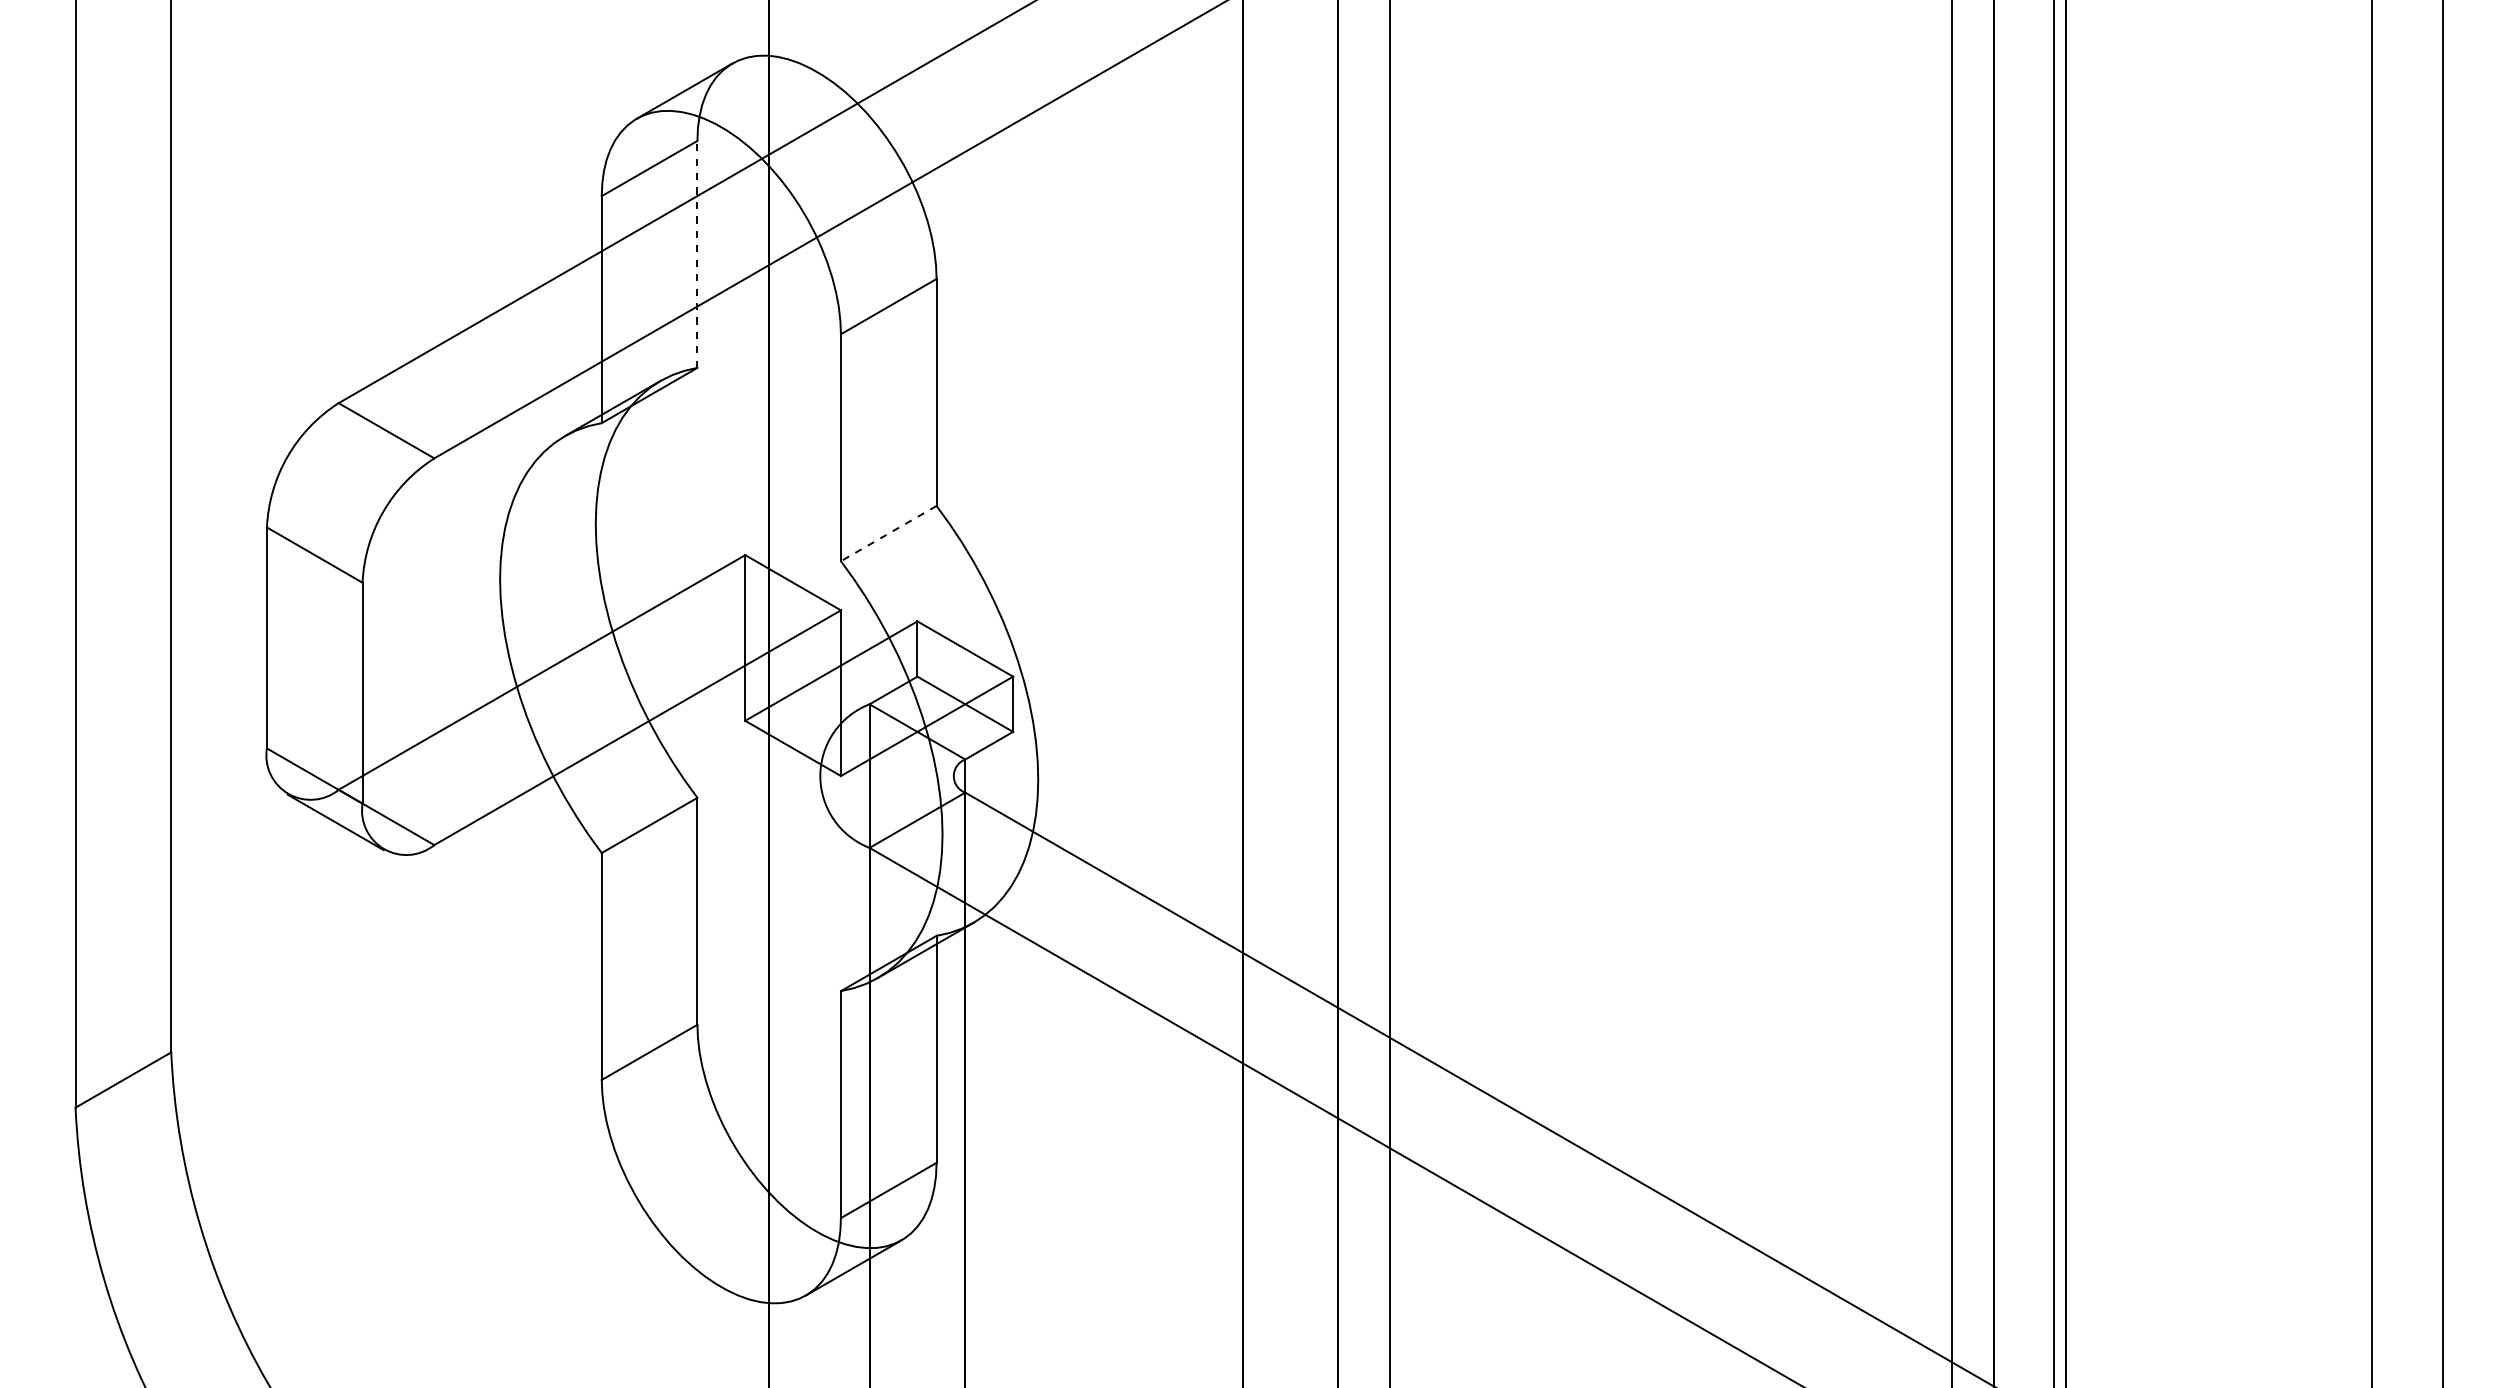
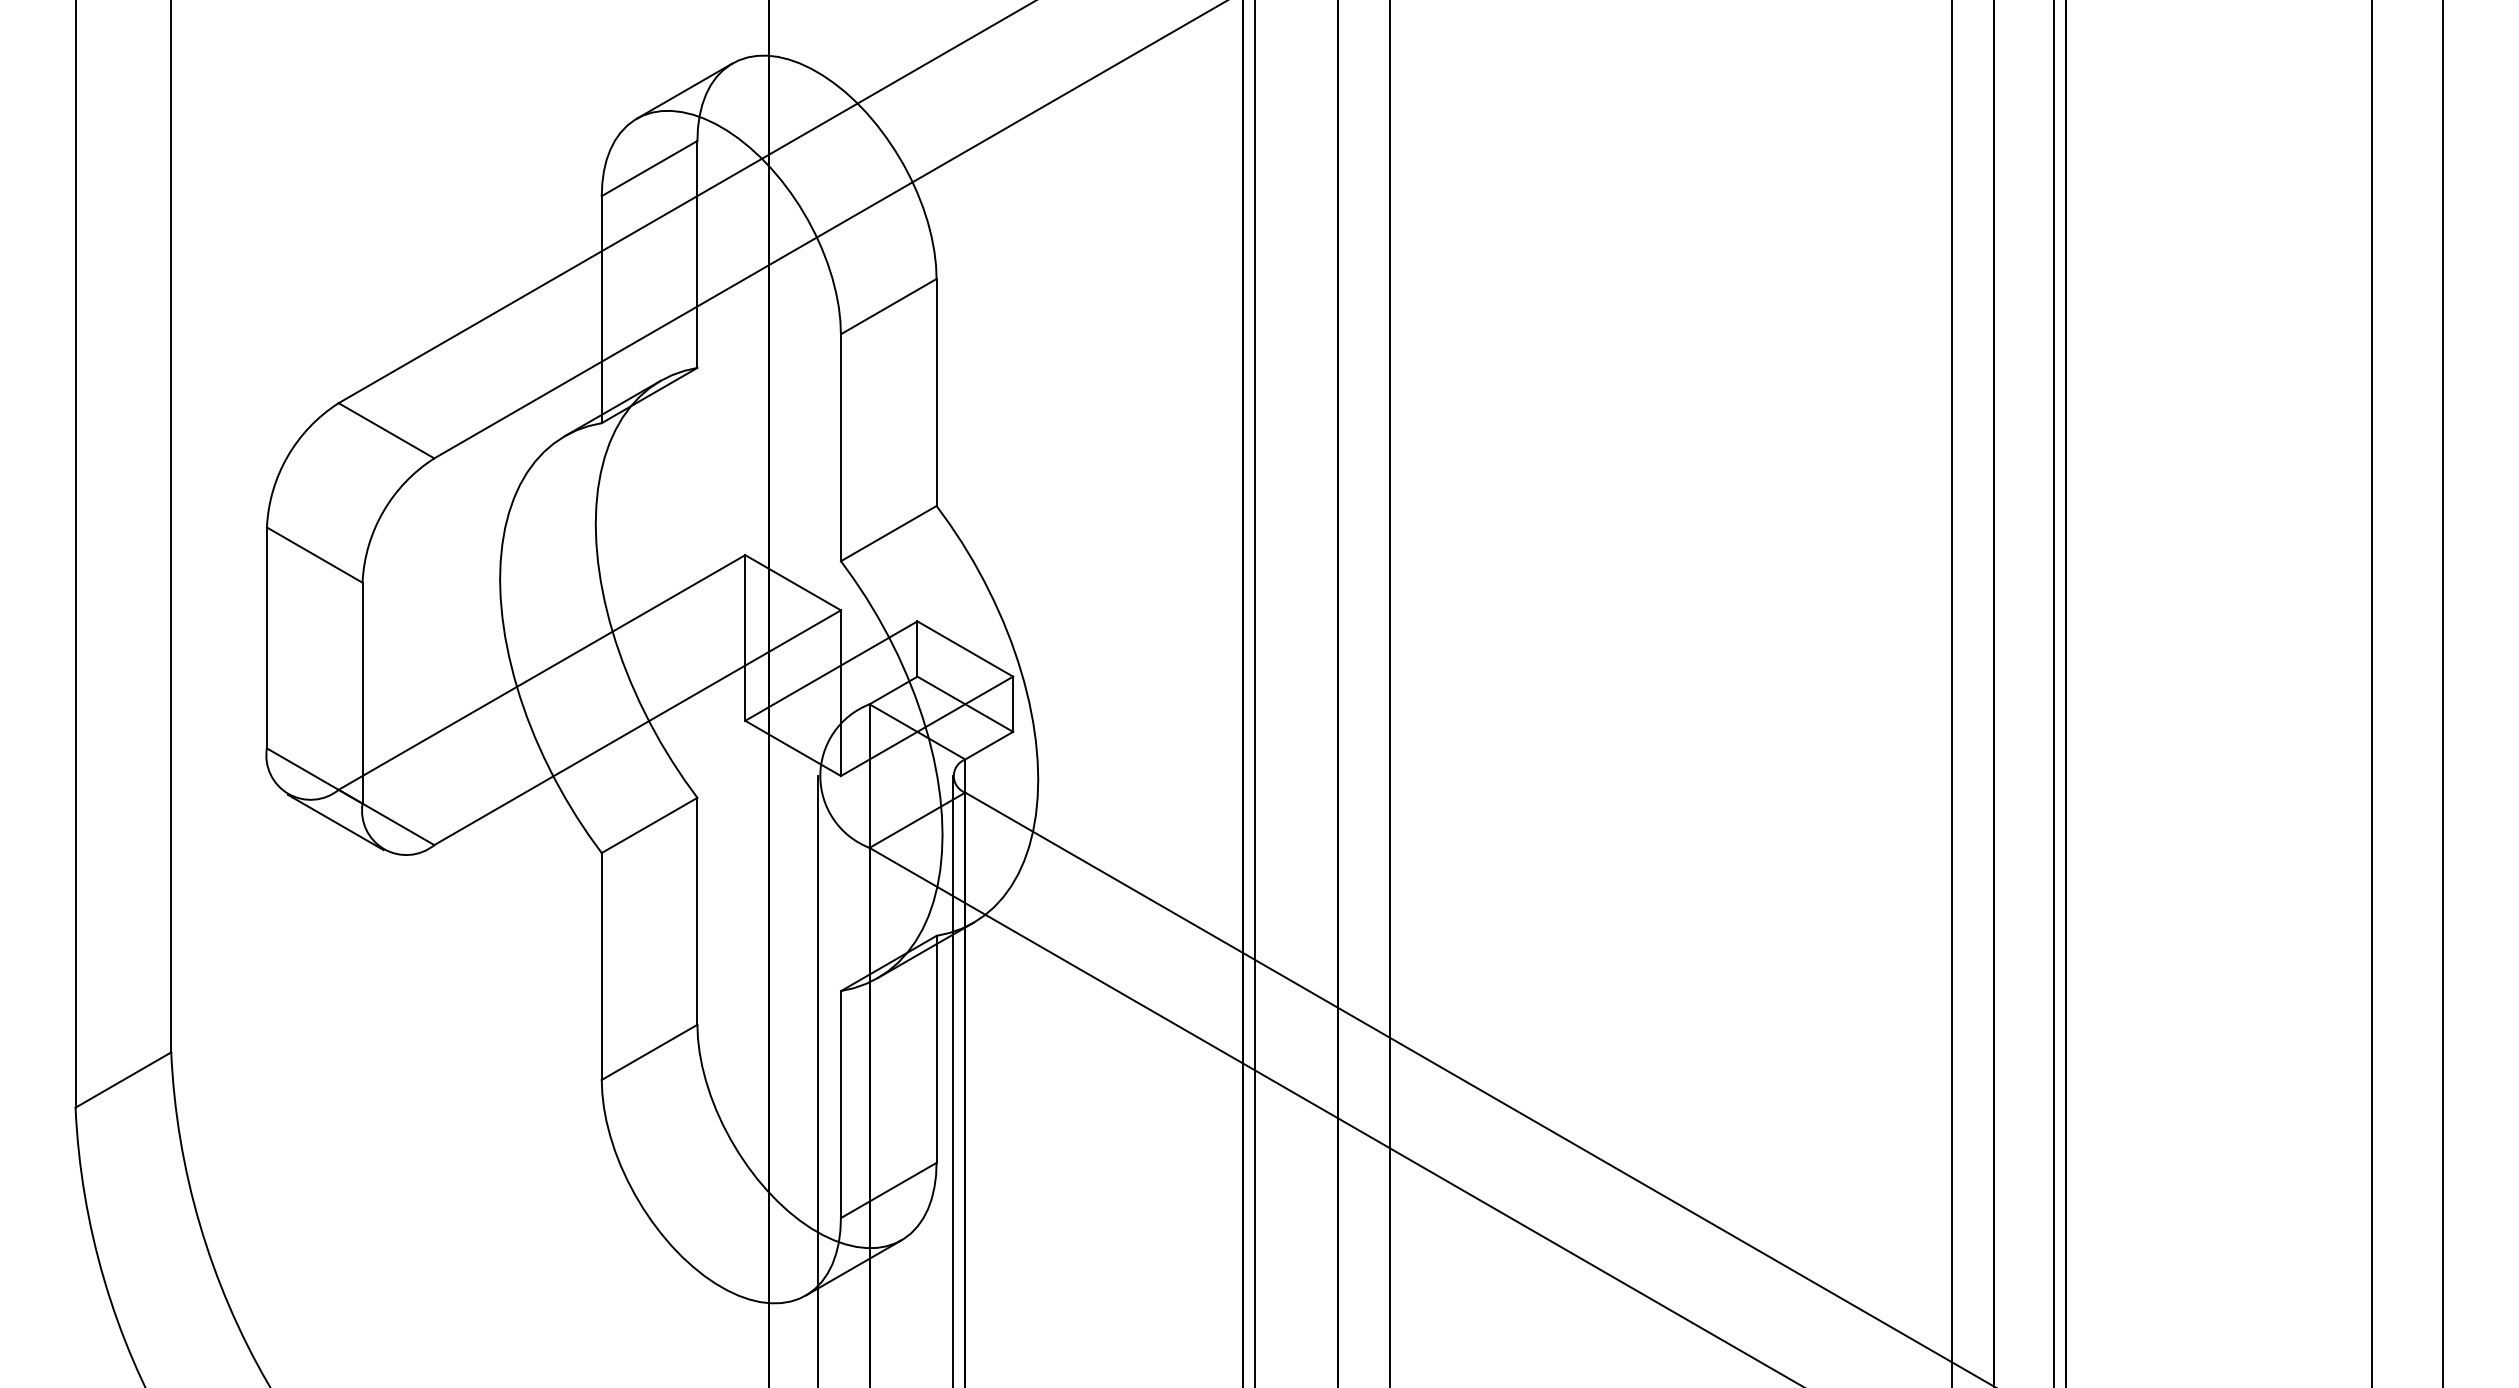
line: dashed -> solid (697, 253)
line: dashed -> solid (888, 533)
line: none -> present (1254, 693)
line: none -> present (818, 1080)
line: none -> present (953, 1080)
